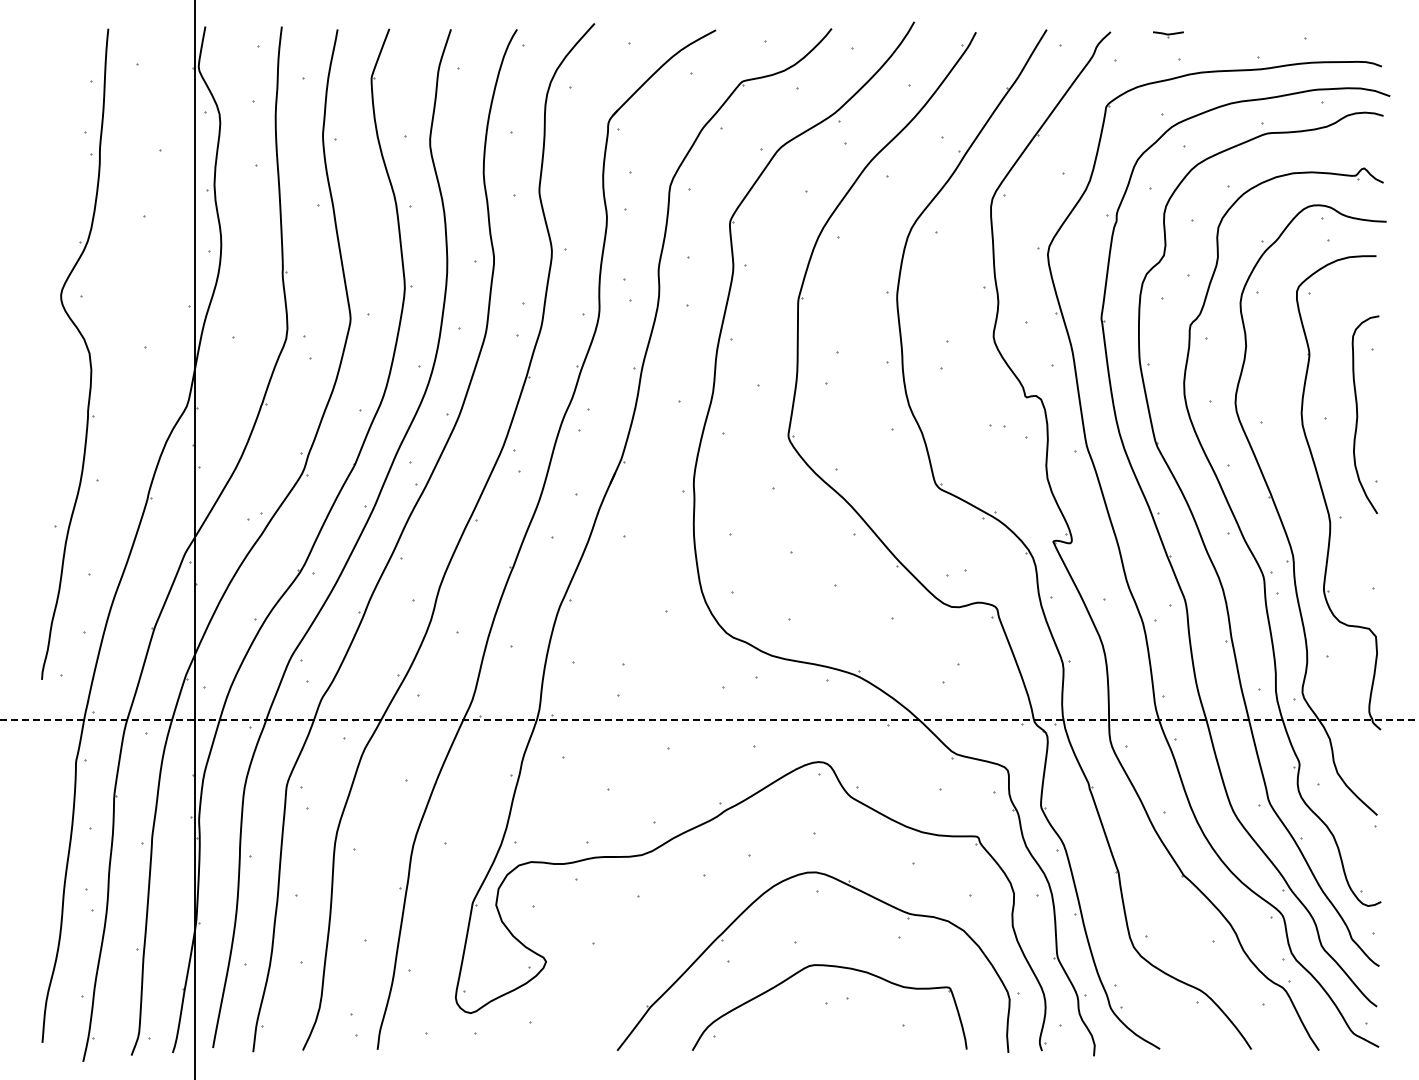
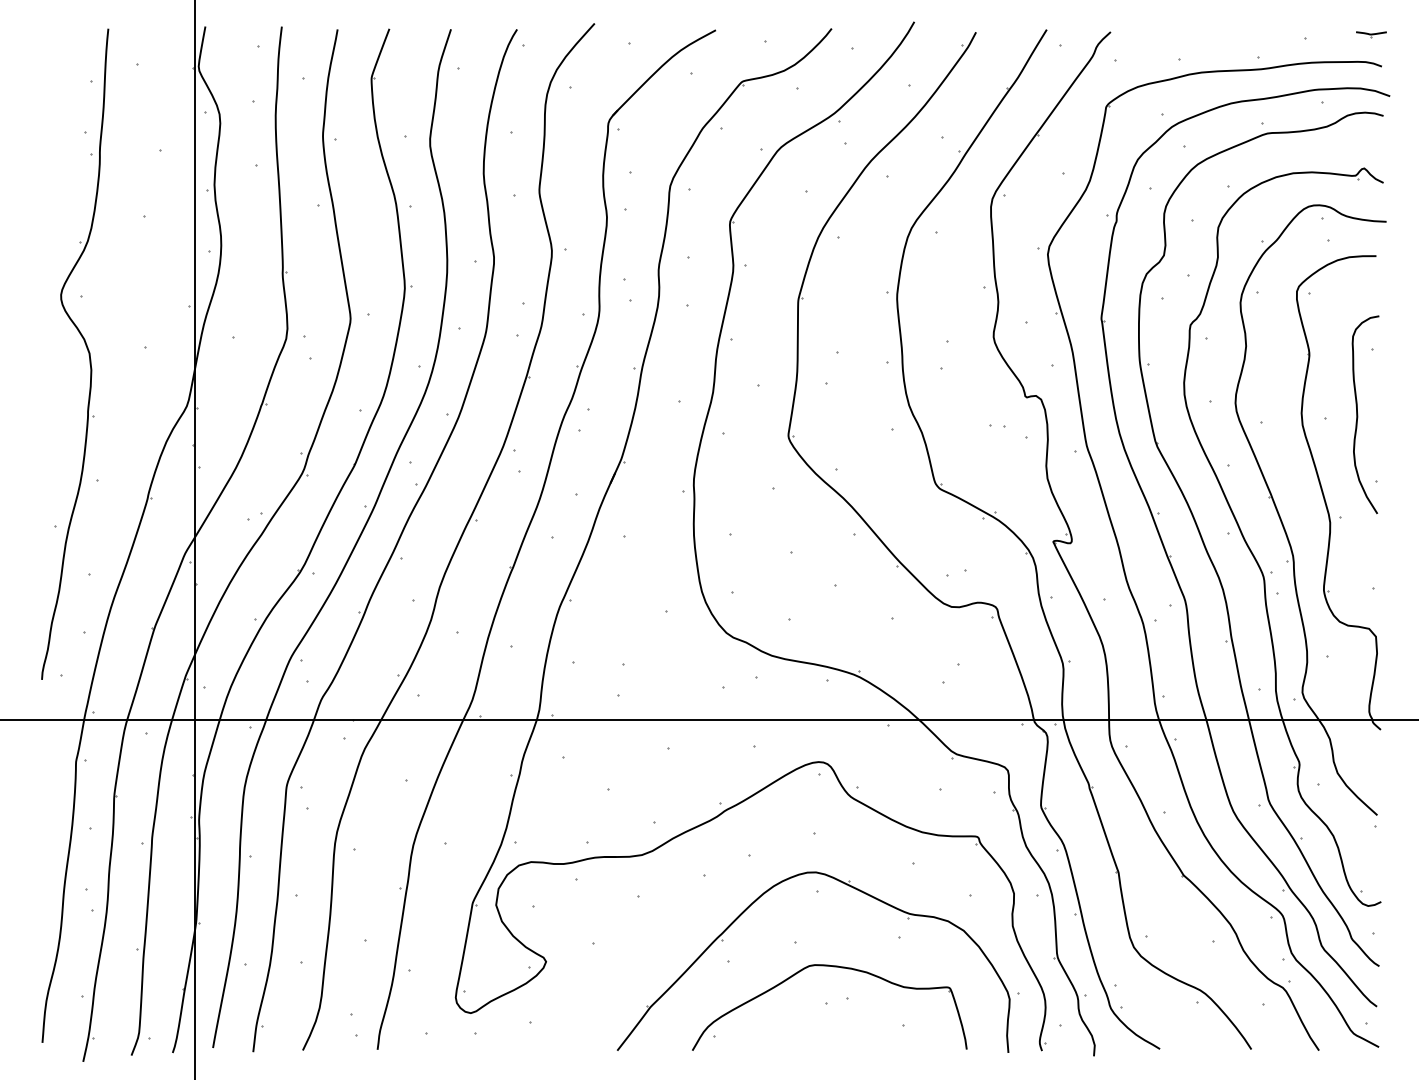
part position: (1168, 34) -> (1371, 34) (1371, 34)
line: dashed -> solid (710, 720)
